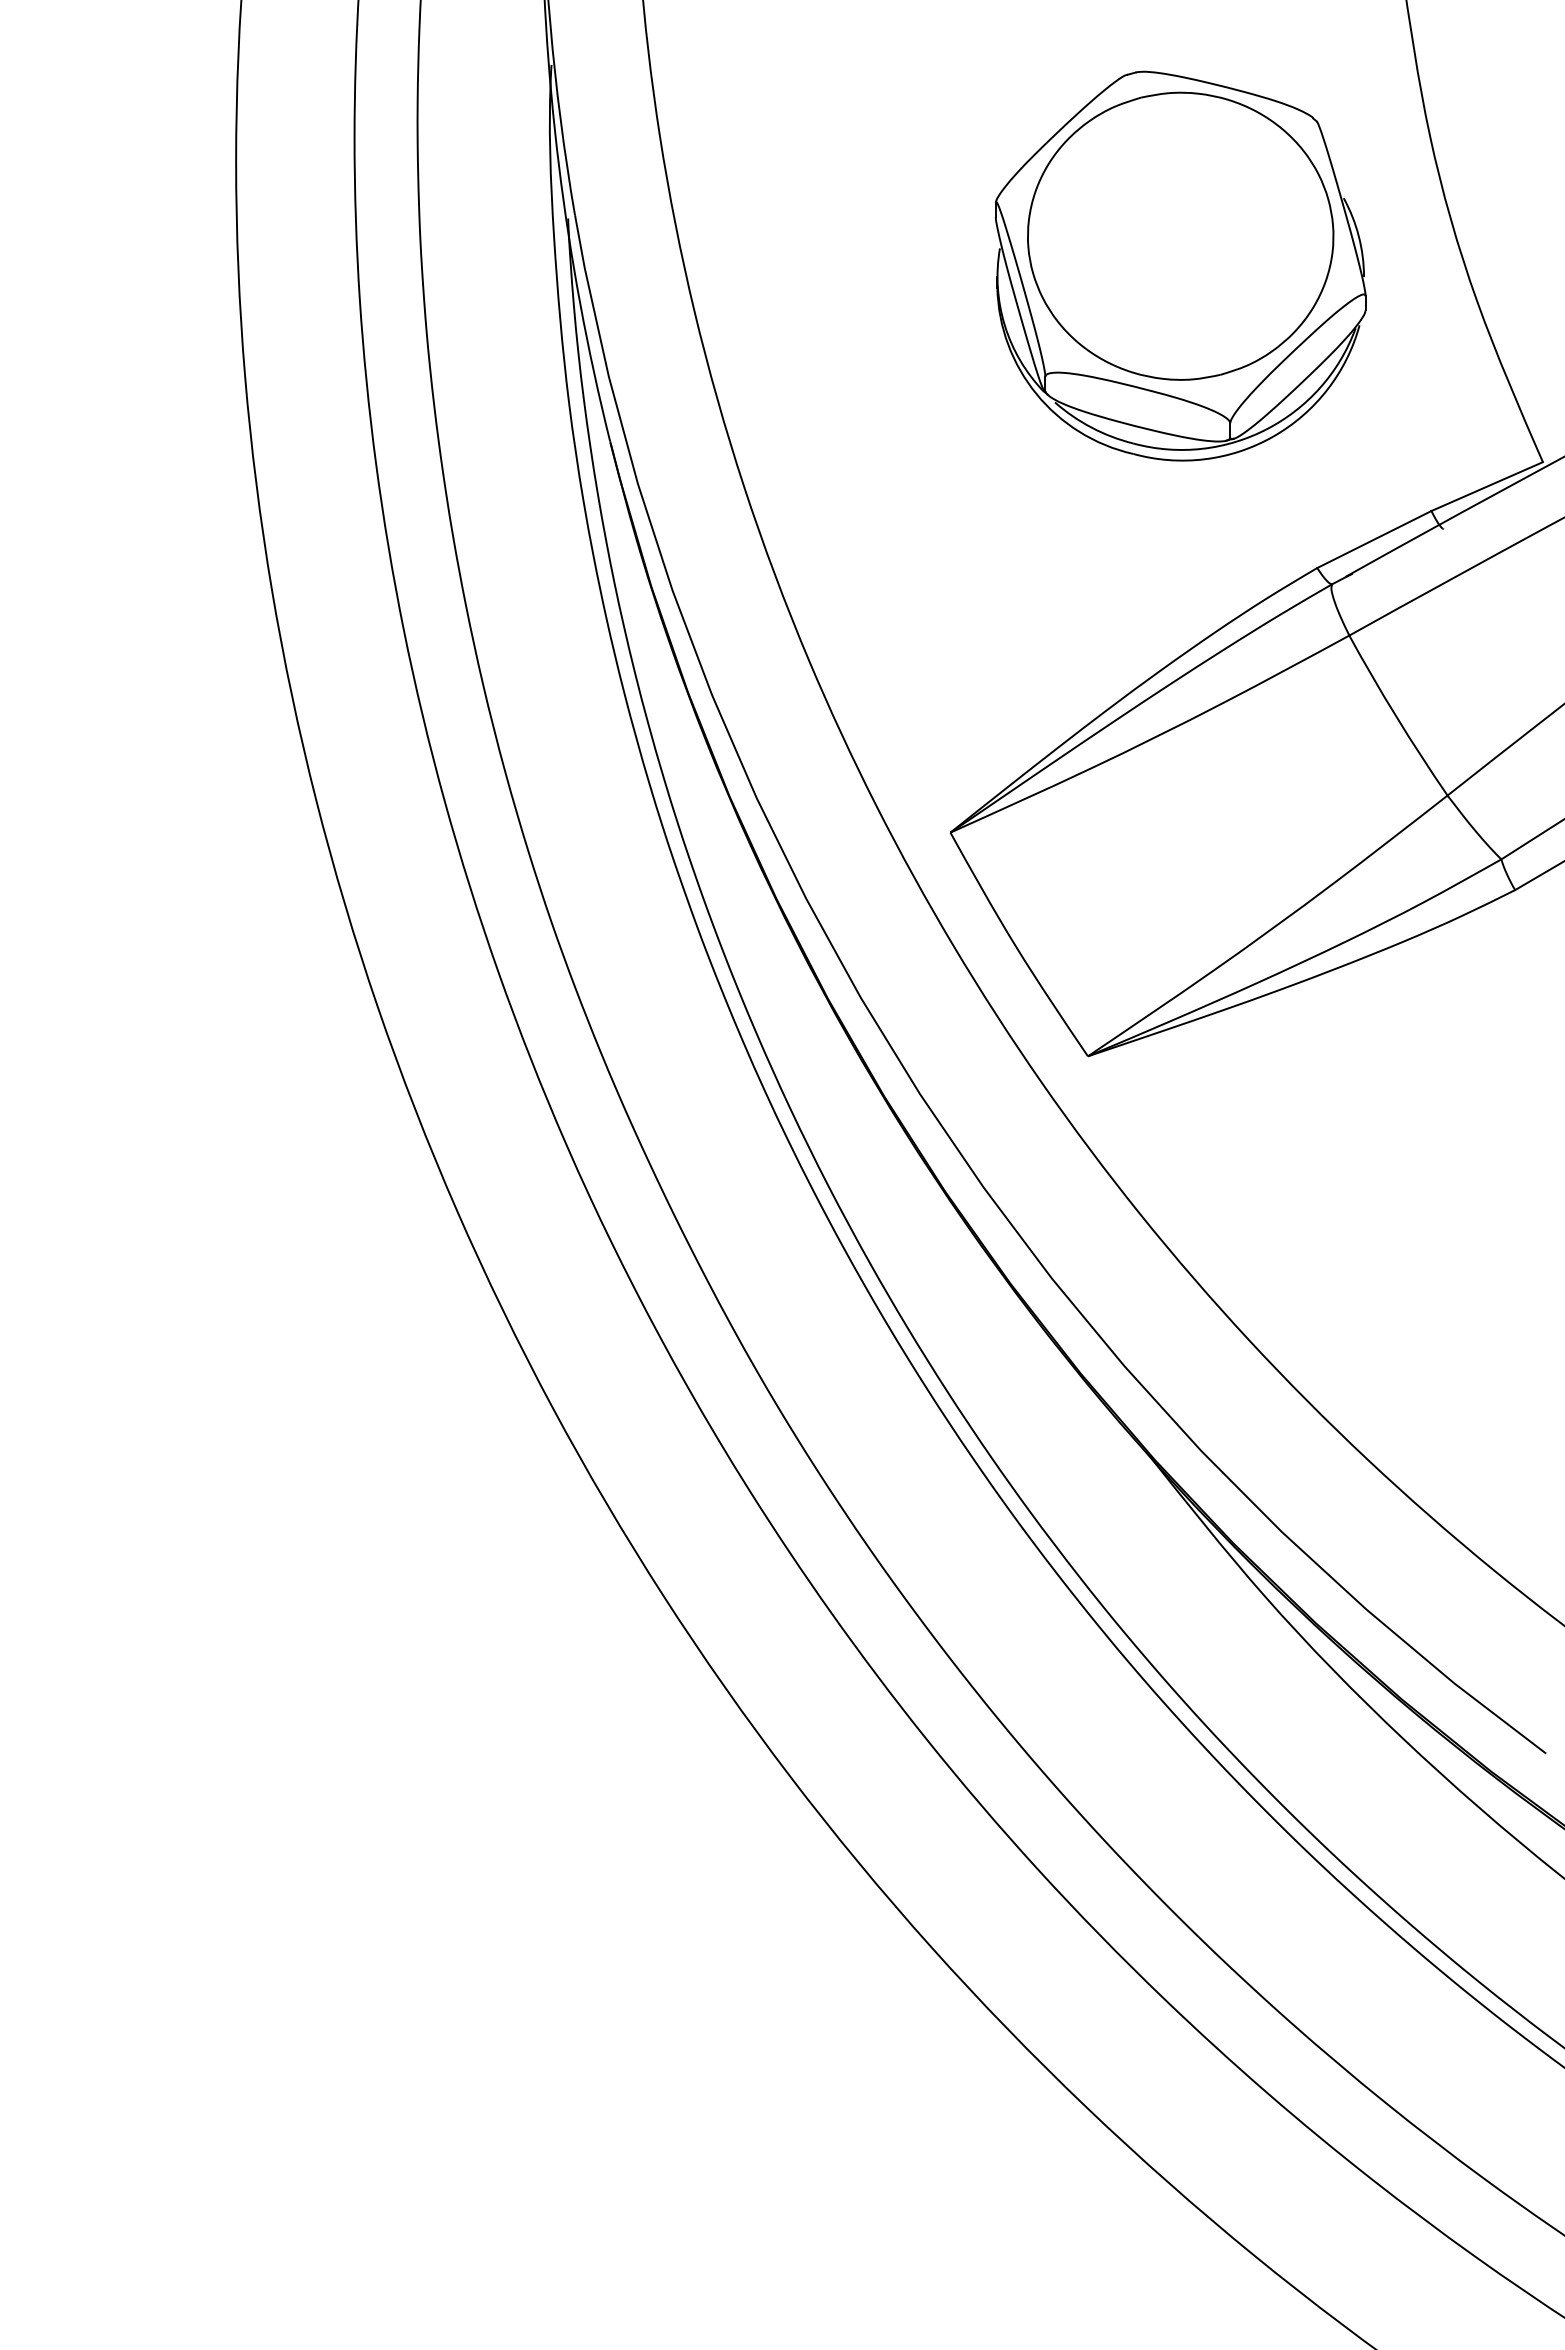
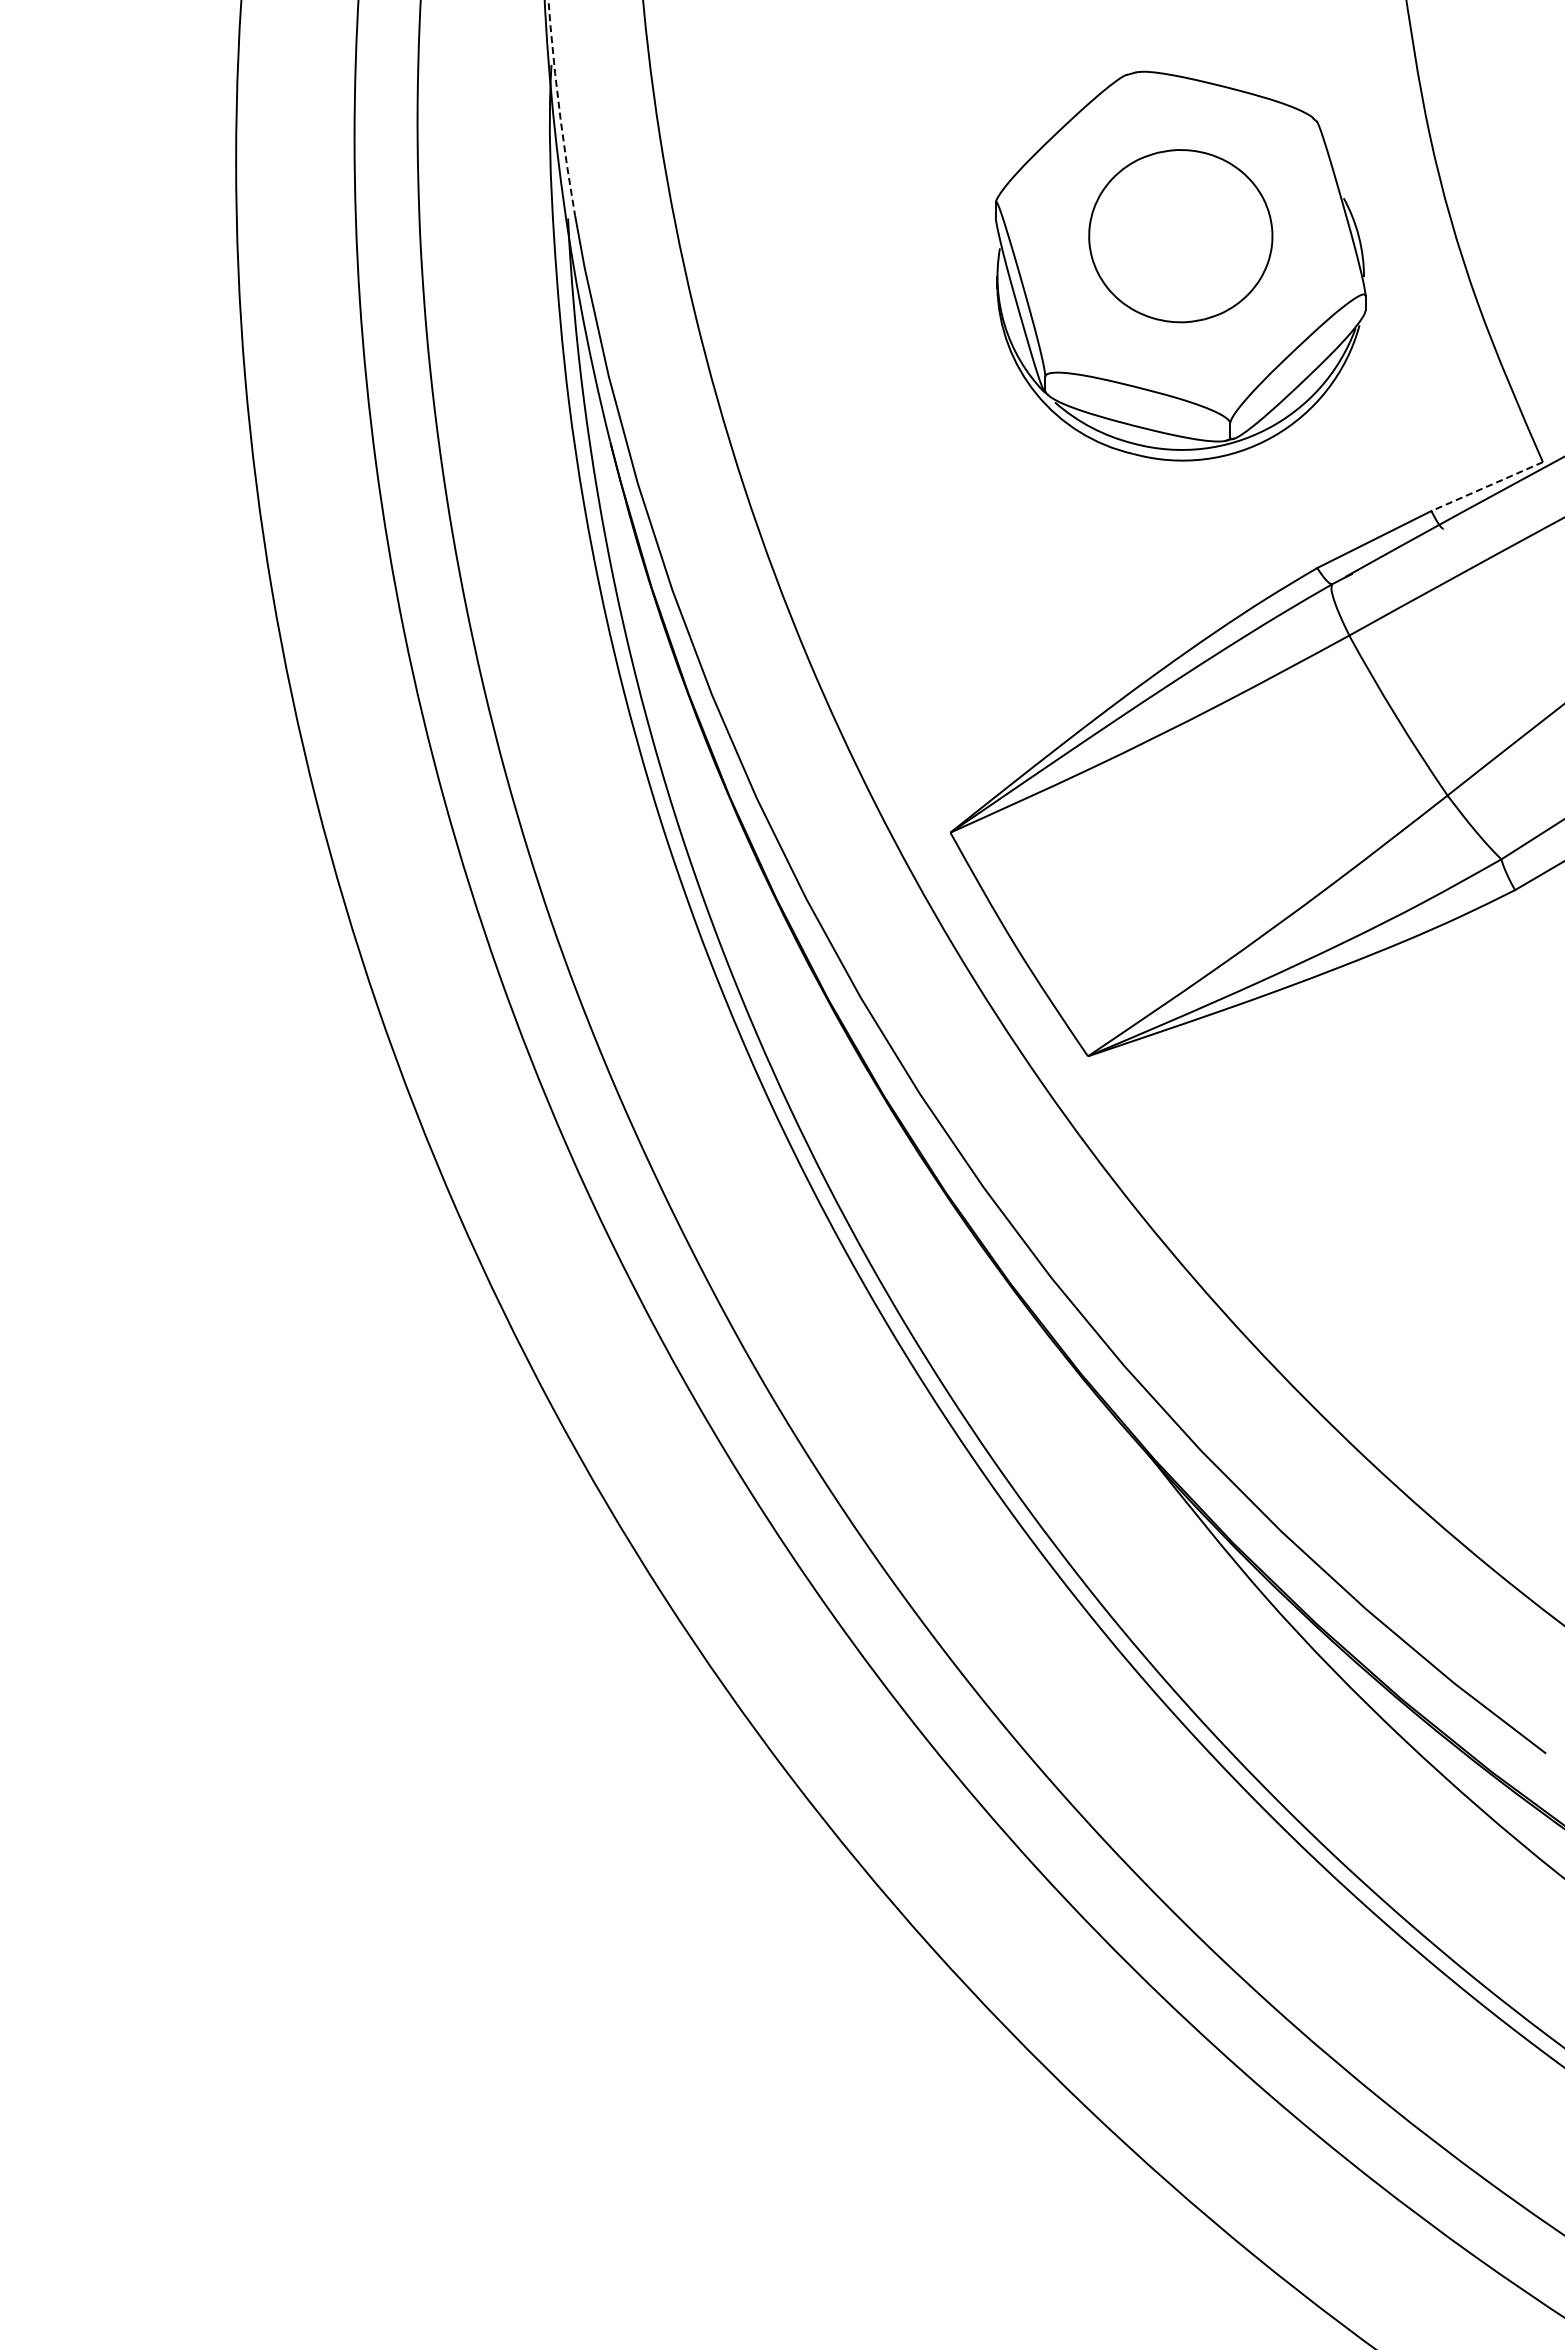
arc: solid -> dashed (559, 107)
part size: 308x290 px -> 186x175 px (1180, 236)
line: solid -> dashed (1487, 486)
